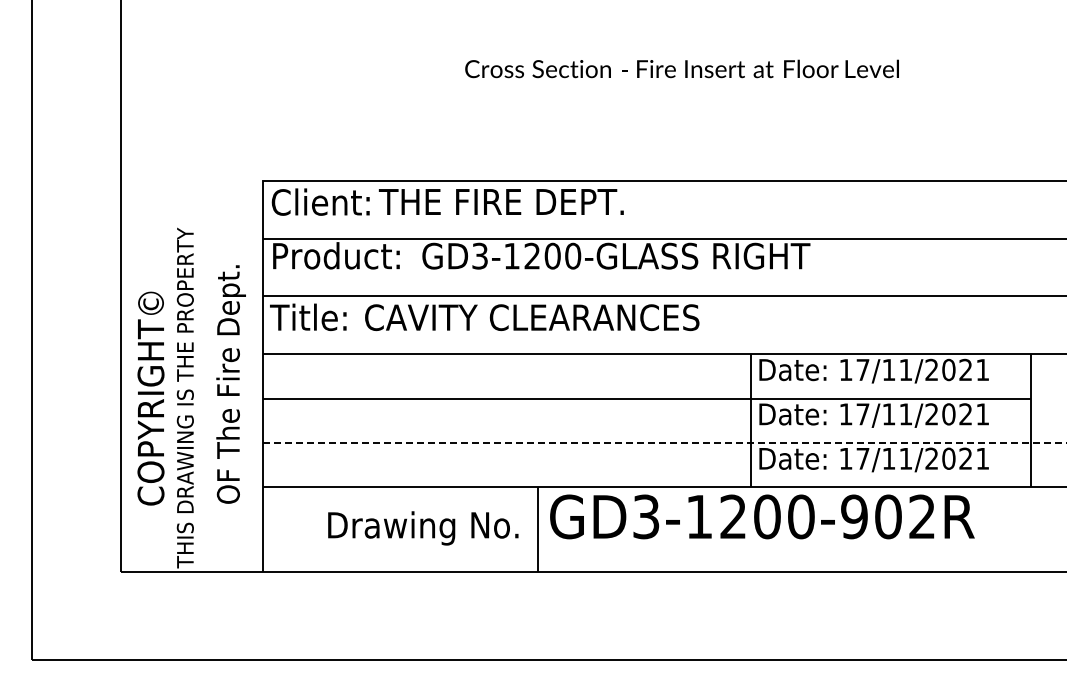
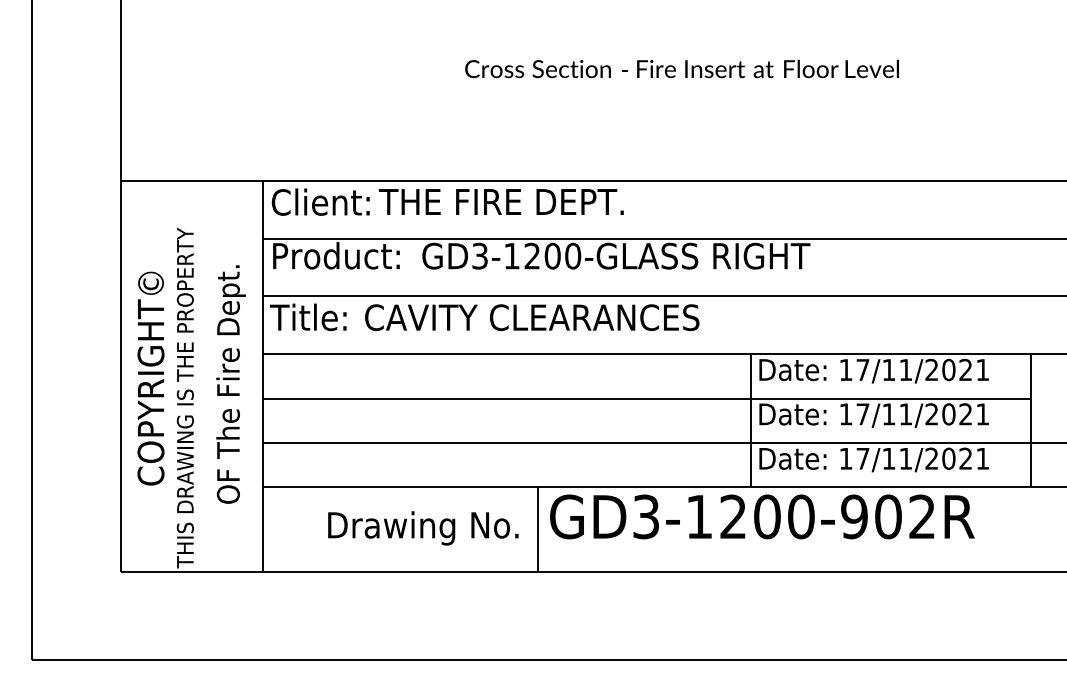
line: none -> present (191, 181)
text position: (150, 398) -> (150, 378) (150, 378)
line: dashed -> solid (664, 442)
